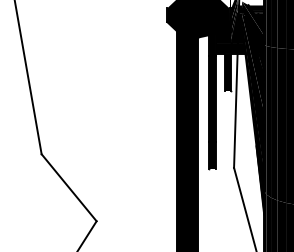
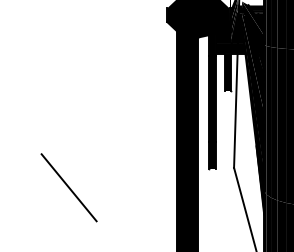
line: present -> none (28, 78)
line: present -> none (87, 234)
